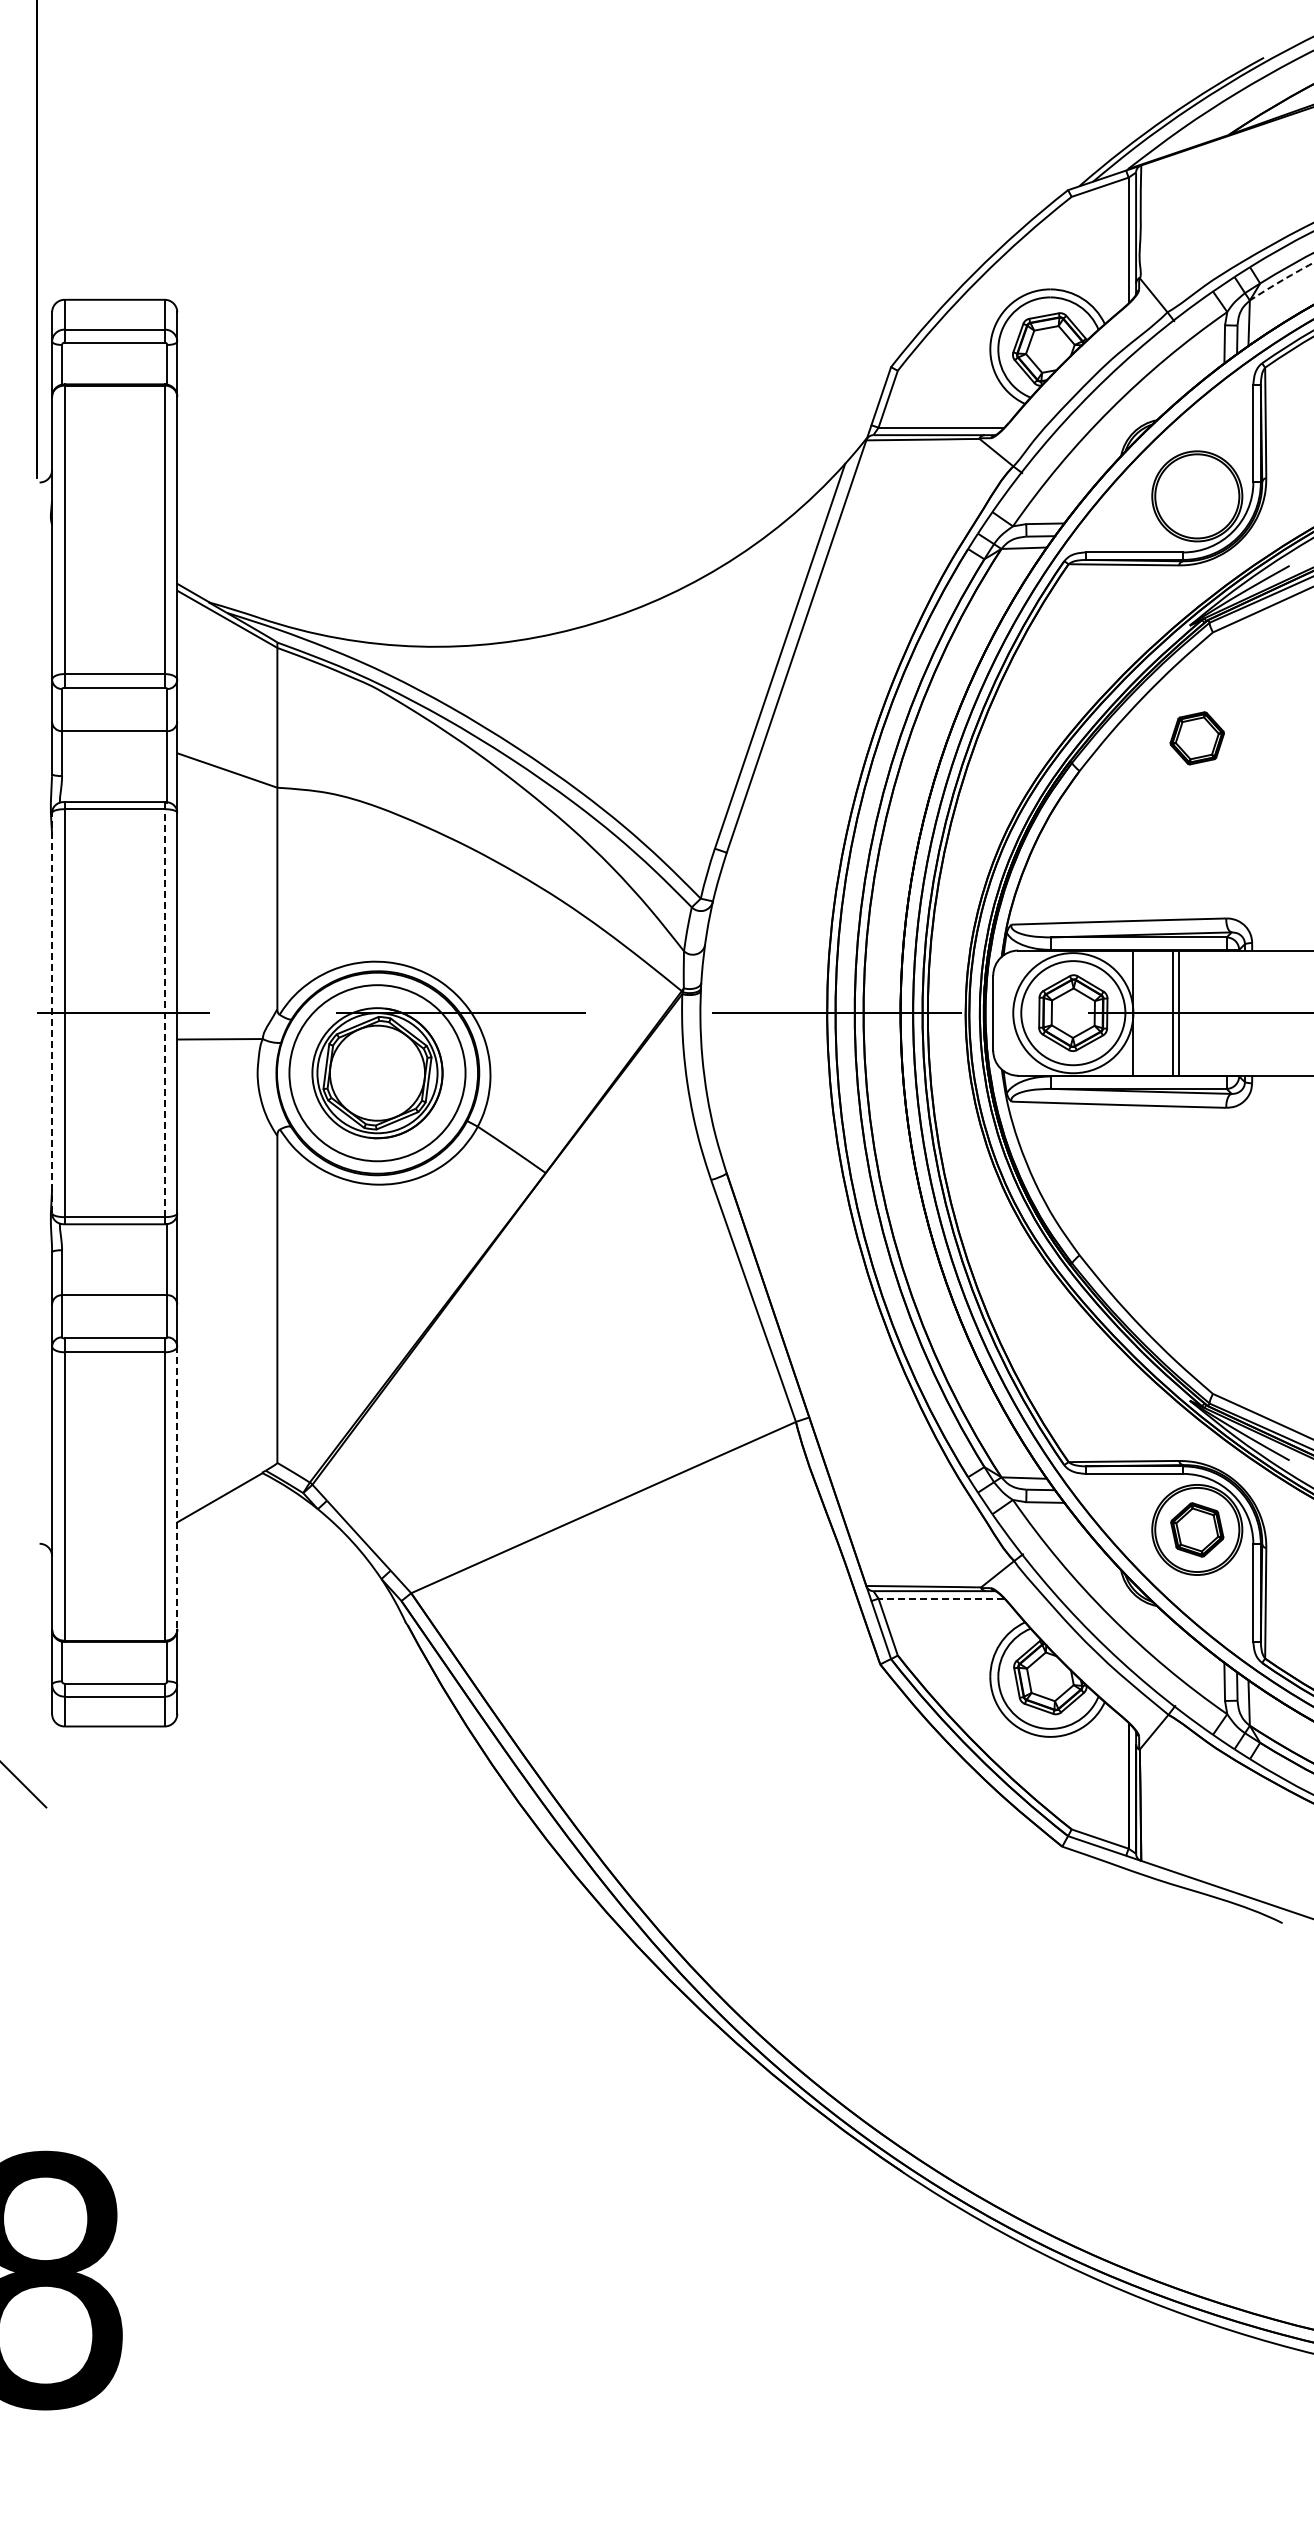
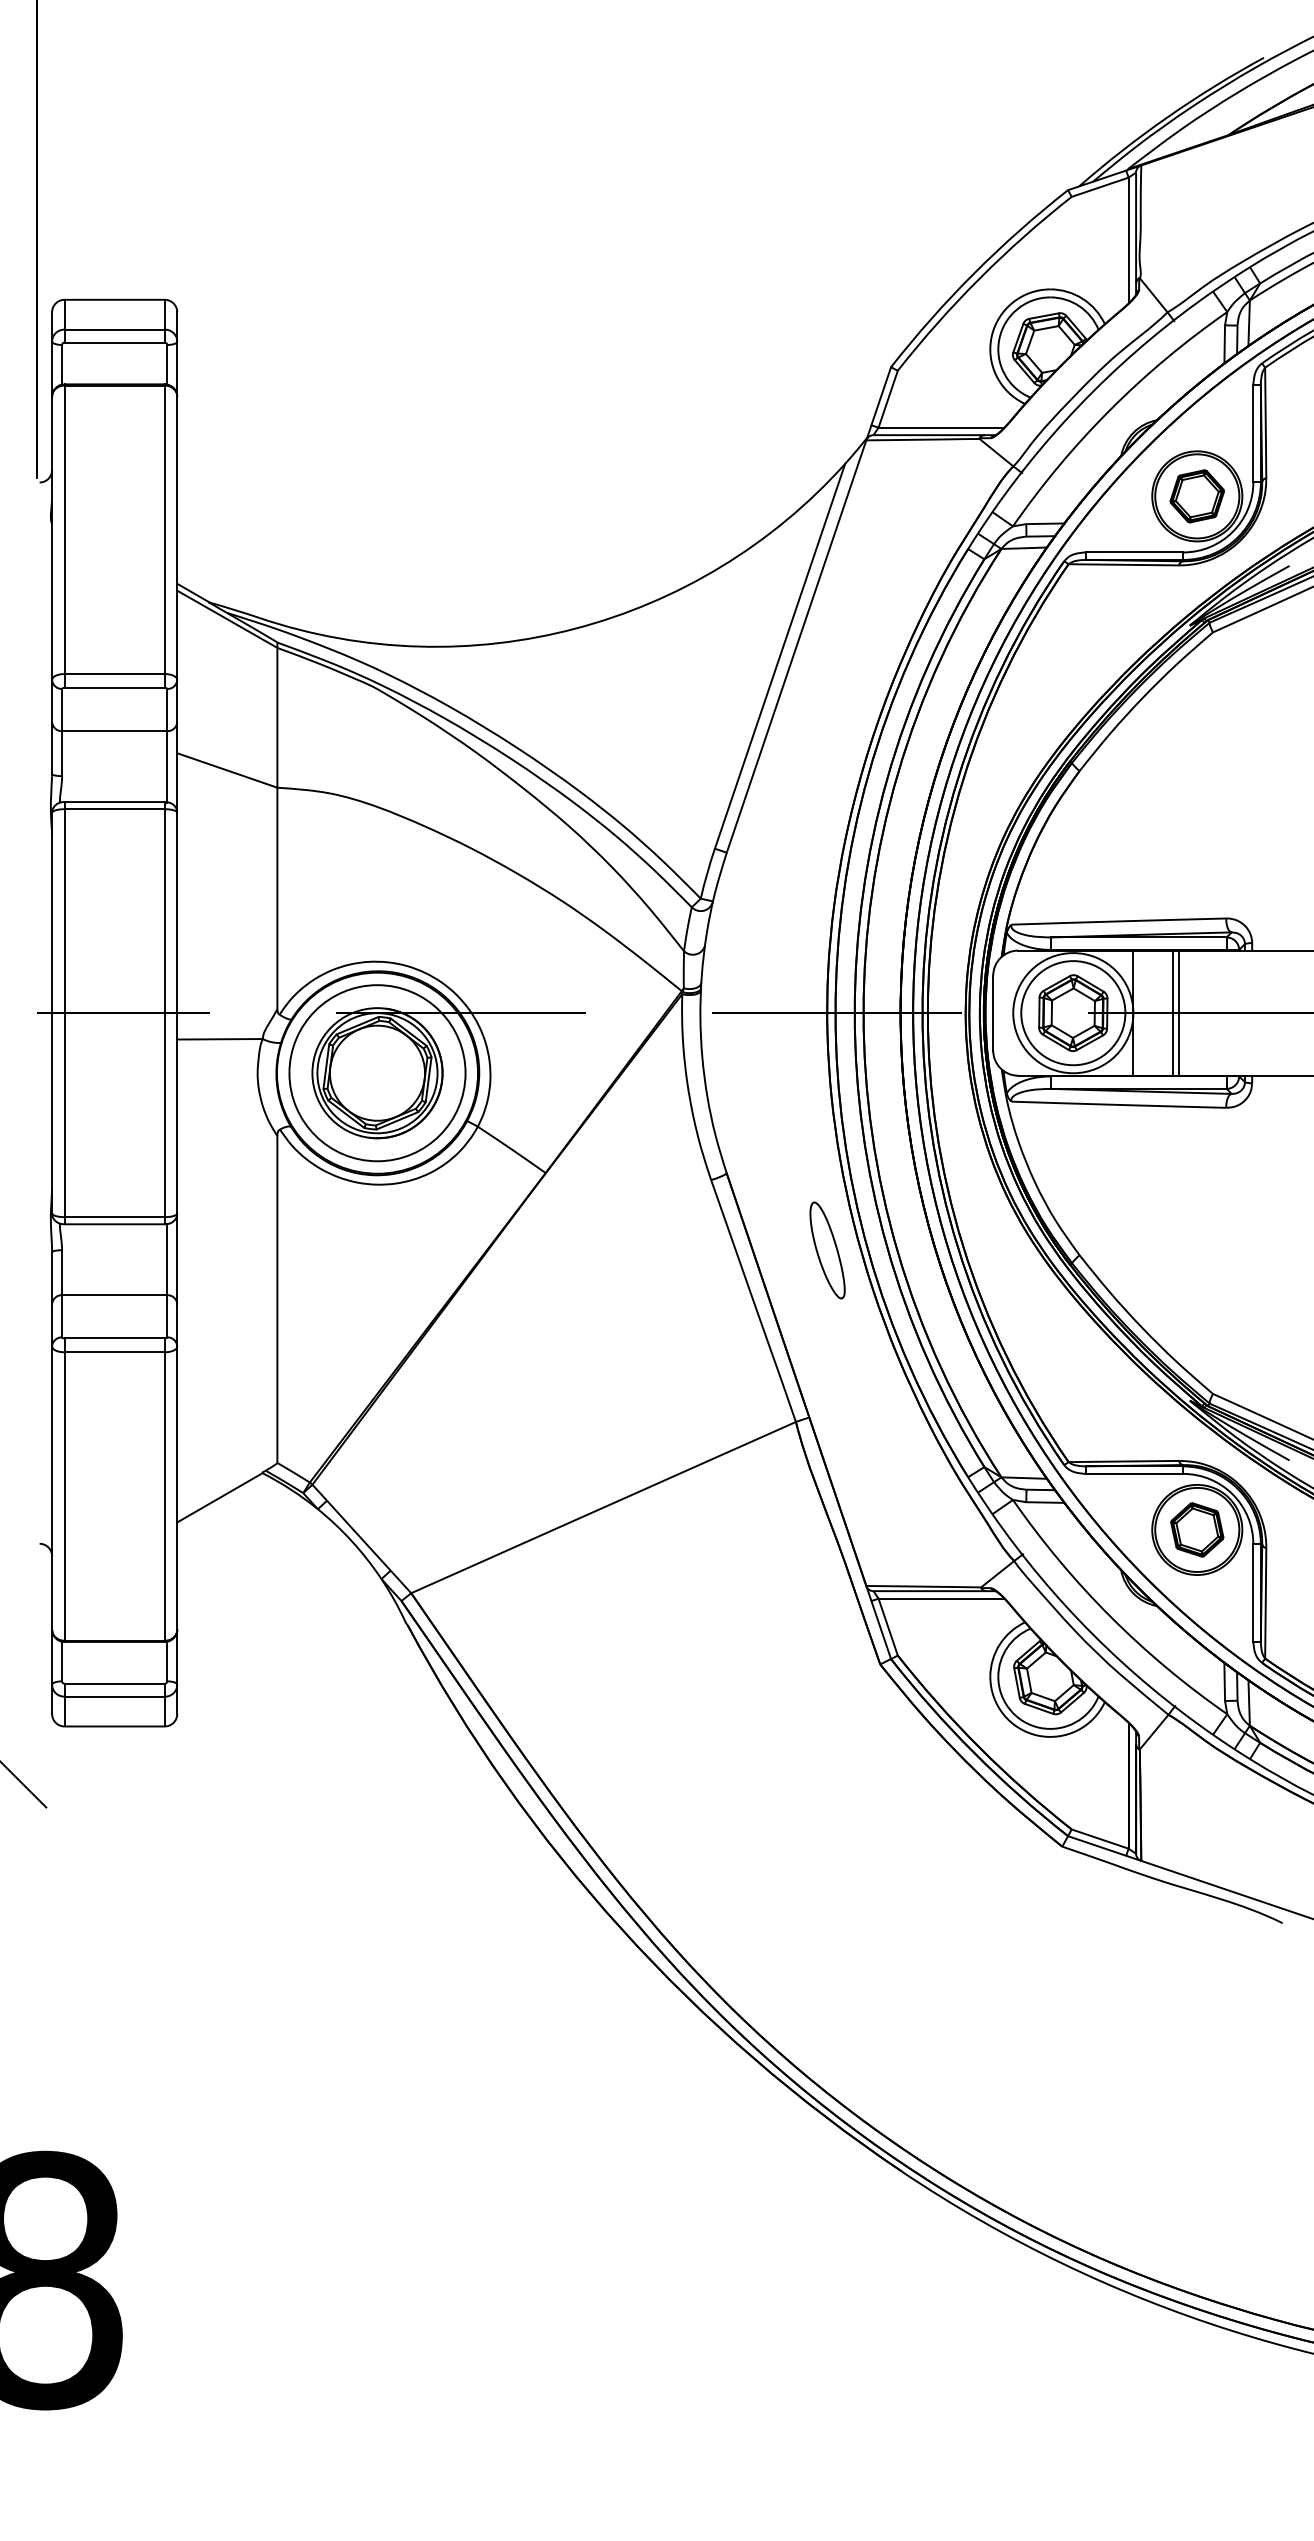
arc: dashed -> solid (1281, 280)
part position: (1196, 738) -> (1196, 496) (1196, 496)
line: dashed -> solid (52, 1012)
line: dashed -> solid (164, 1013)
part: none -> present (827, 1250)
line: dashed -> solid (177, 1488)
line: dashed -> solid (941, 1598)
